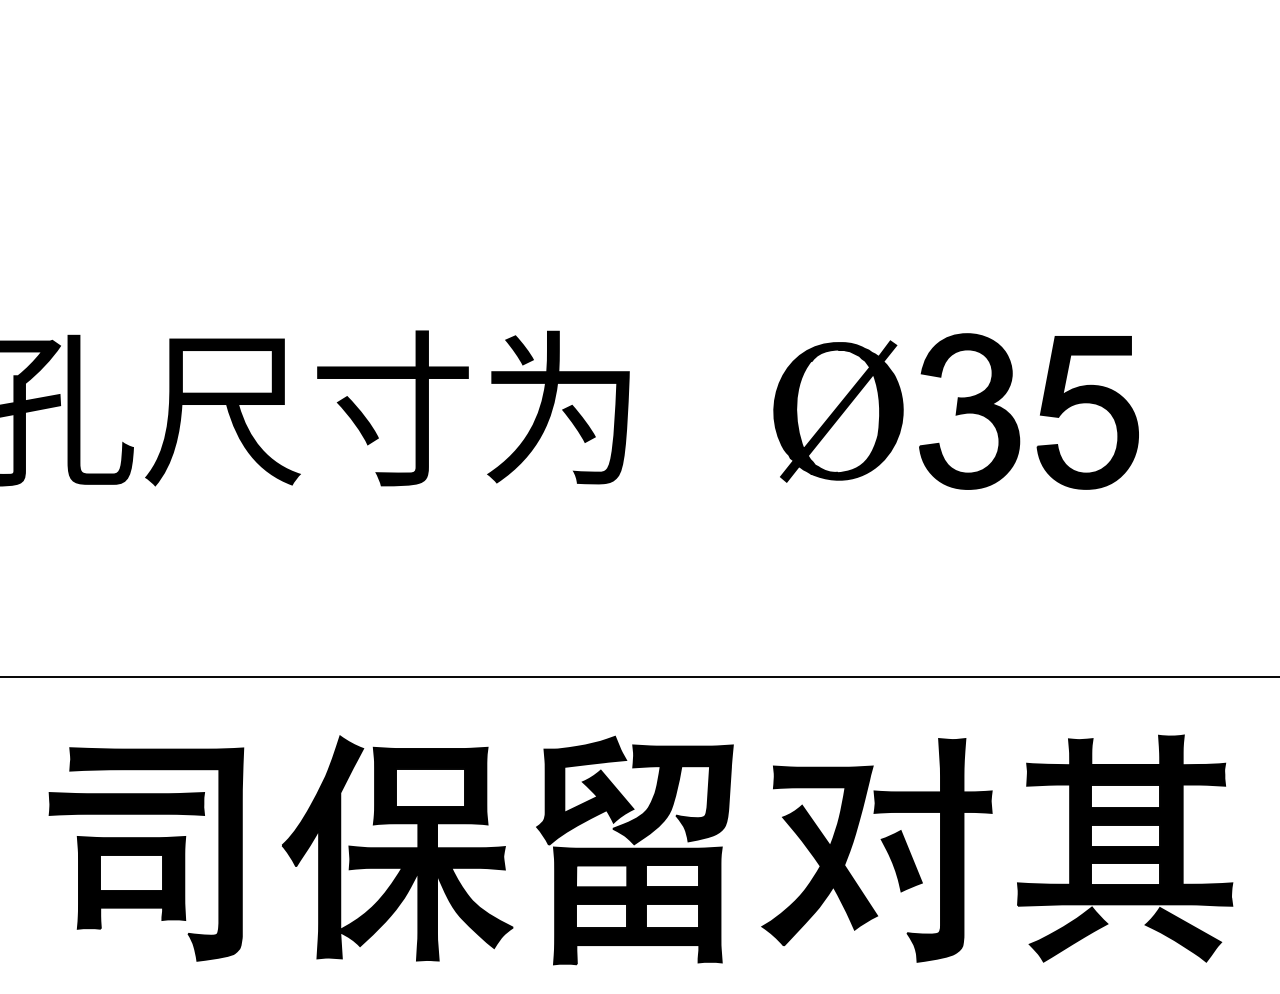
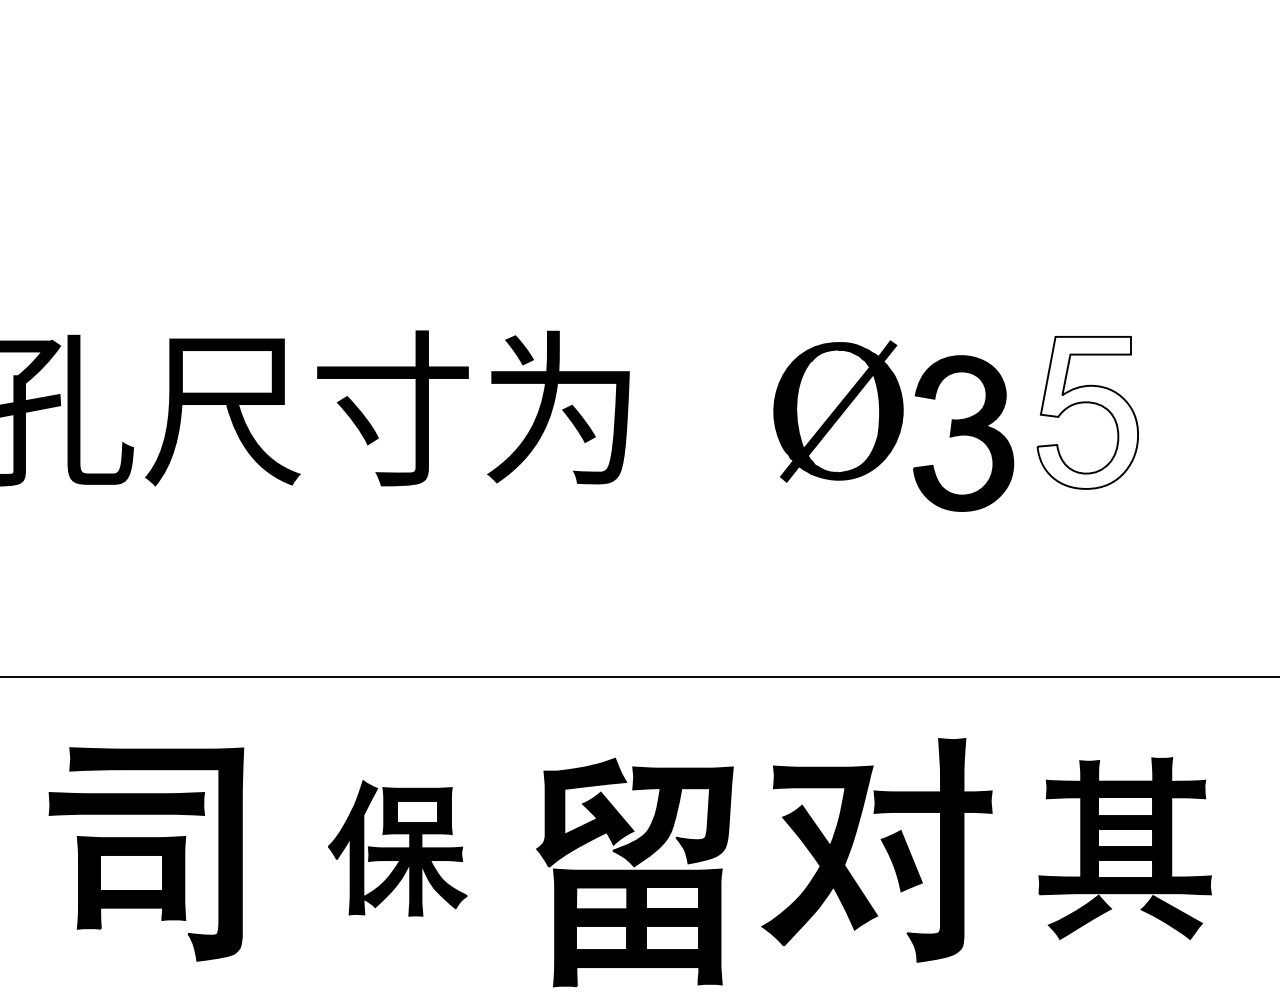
part position: (969, 411) -> (963, 433) (963, 433)
fill: present -> none (1087, 412)
part size: 232x227 px -> 140x137 px (397, 848)
part size: 217x229 px -> 174x183 px (1124, 848)
part position: (634, 850) -> (634, 872) (634, 872)
